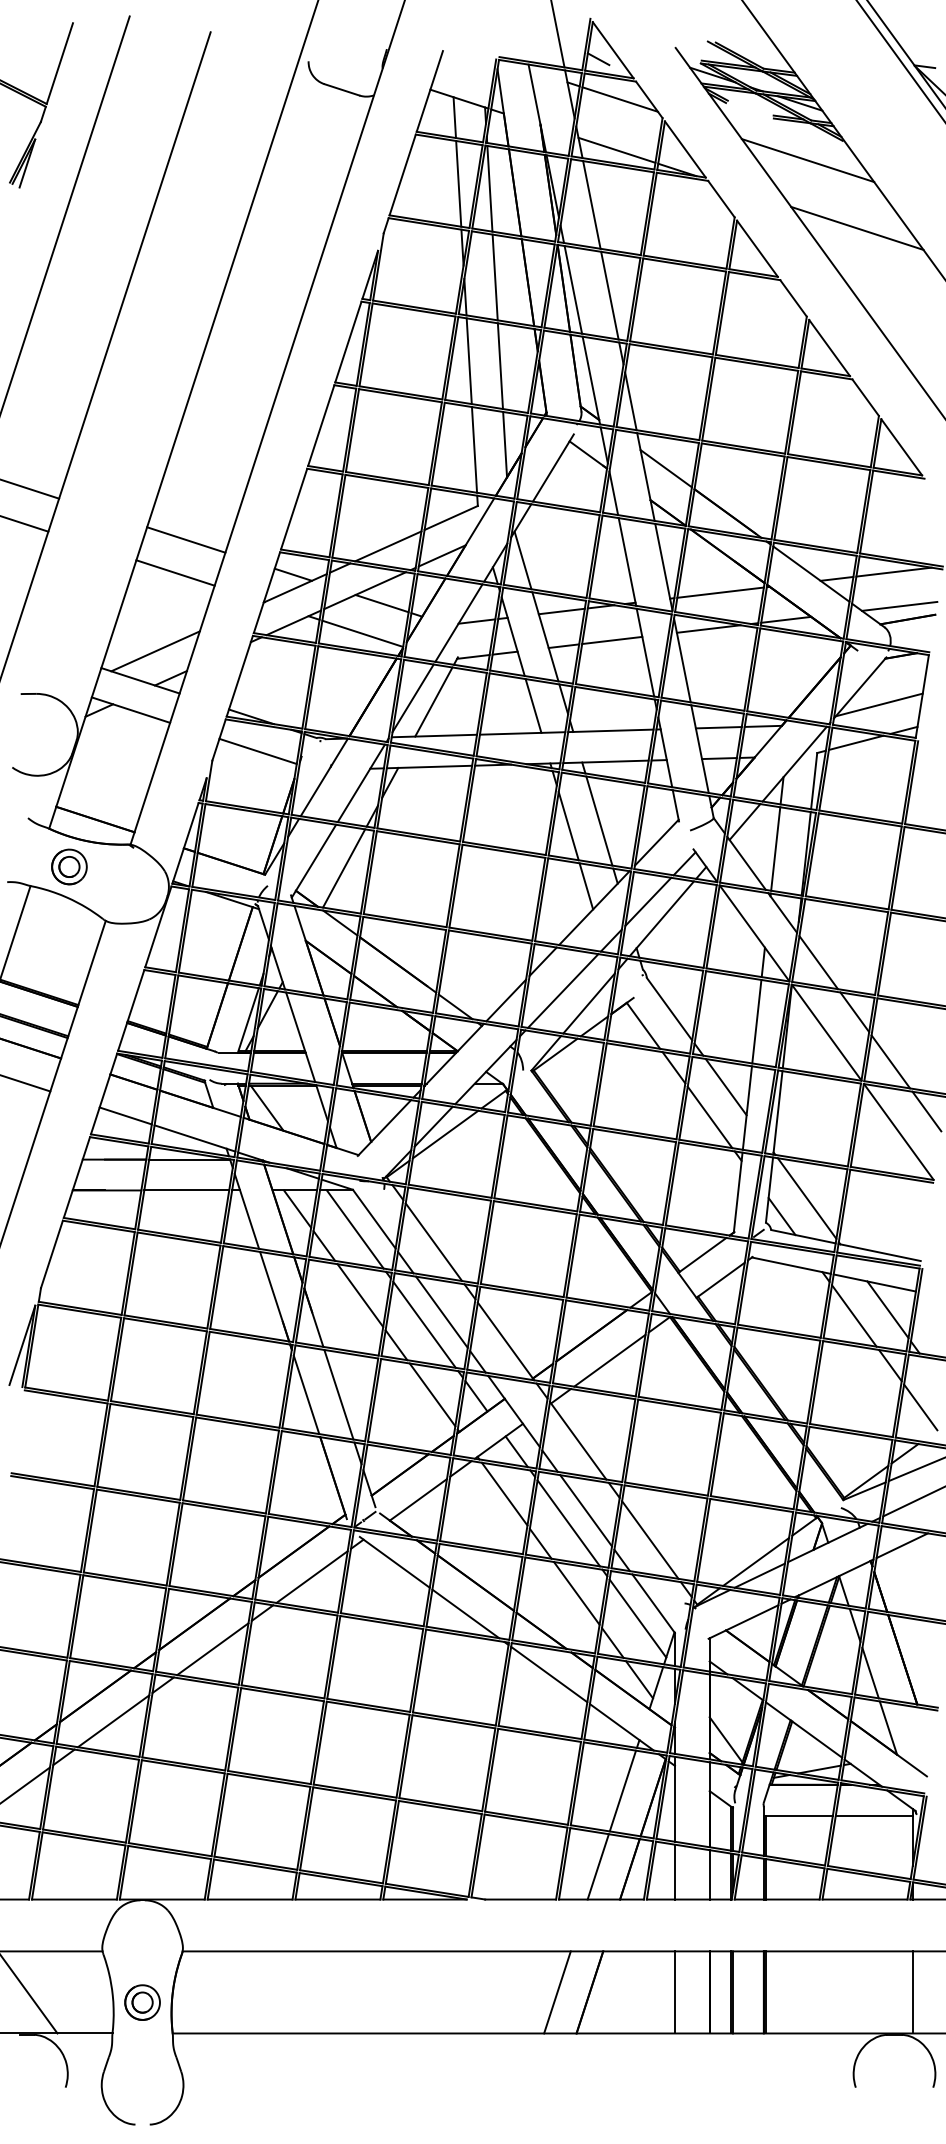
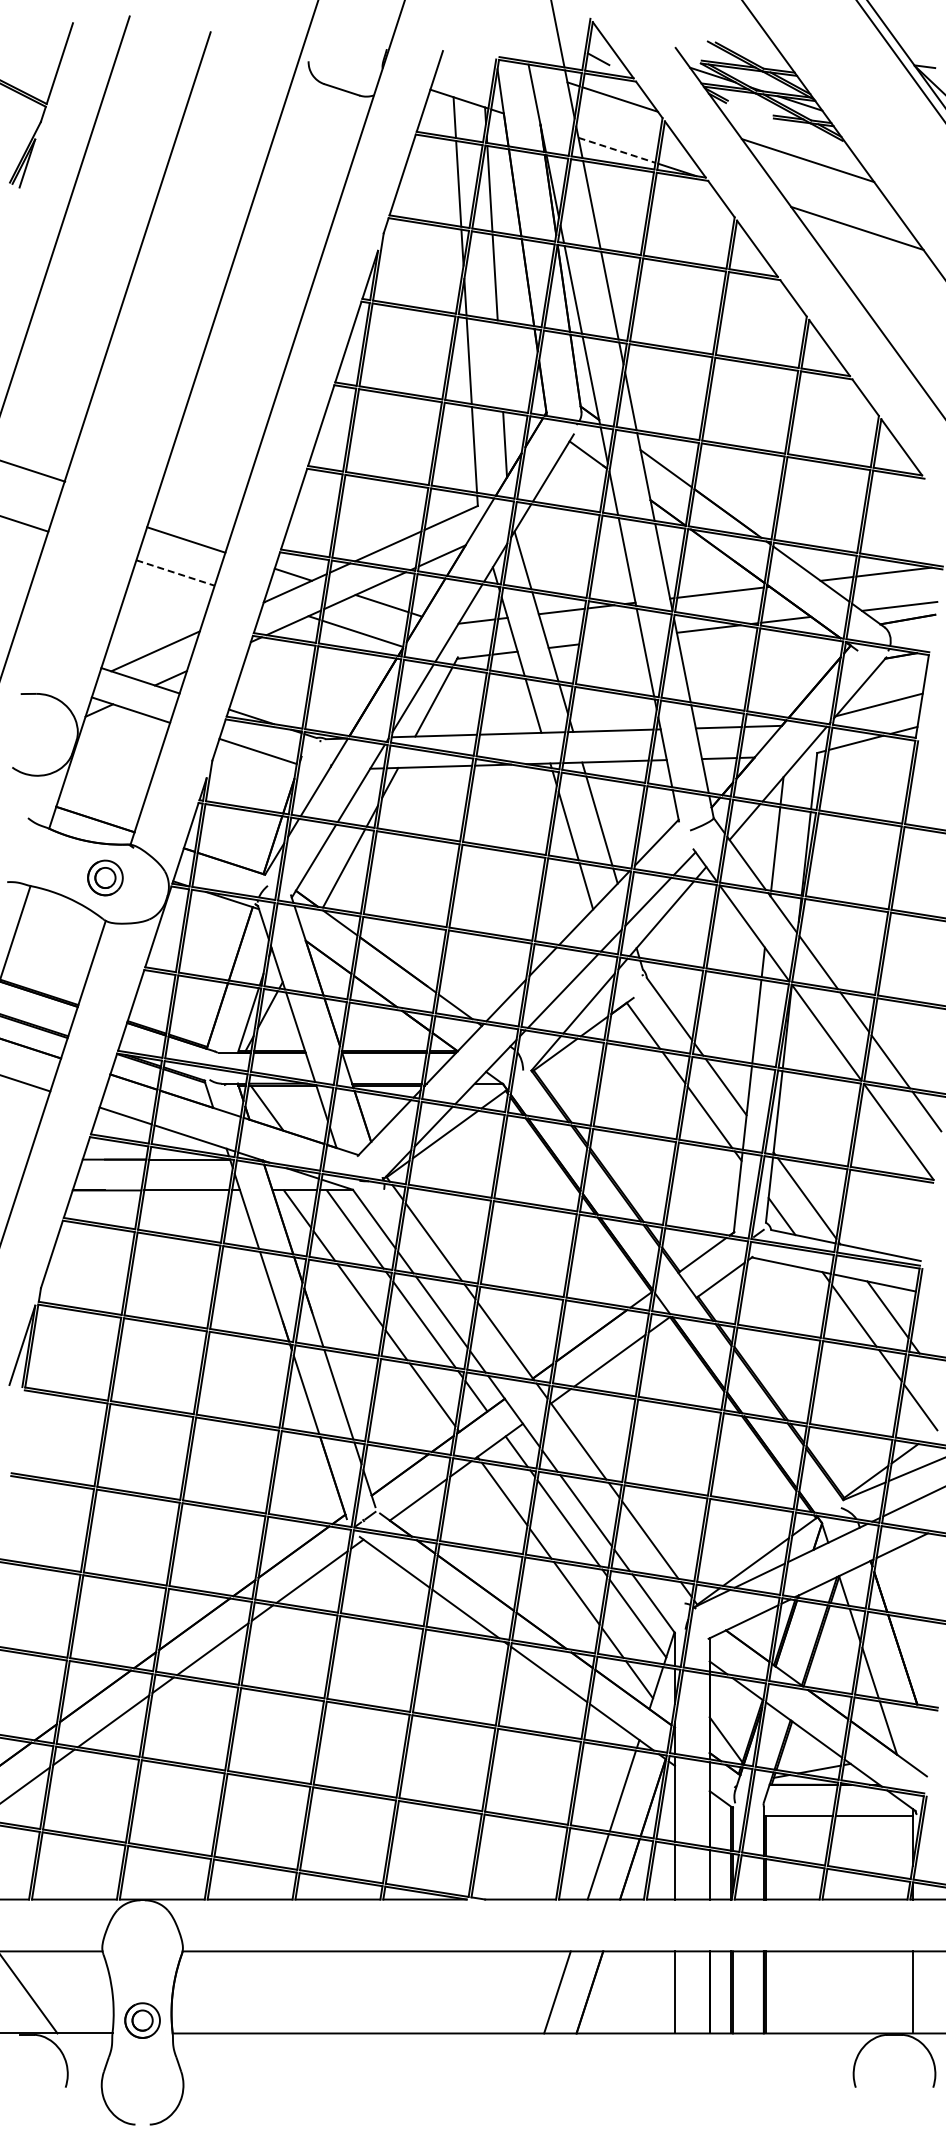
line: solid -> dashed (617, 150)
line: present -> none (499, 366)
line position: (30, 489) -> (33, 471) (33, 471)
line: solid -> dashed (176, 573)
line: present -> none (612, 640)
part position: (69, 866) -> (105, 877) (105, 877)
part position: (142, 2002) -> (142, 2020) (142, 2020)
